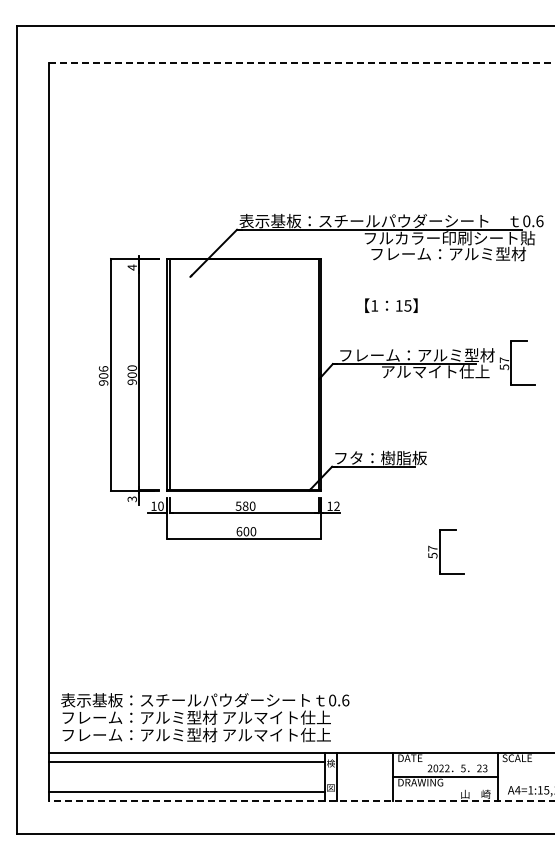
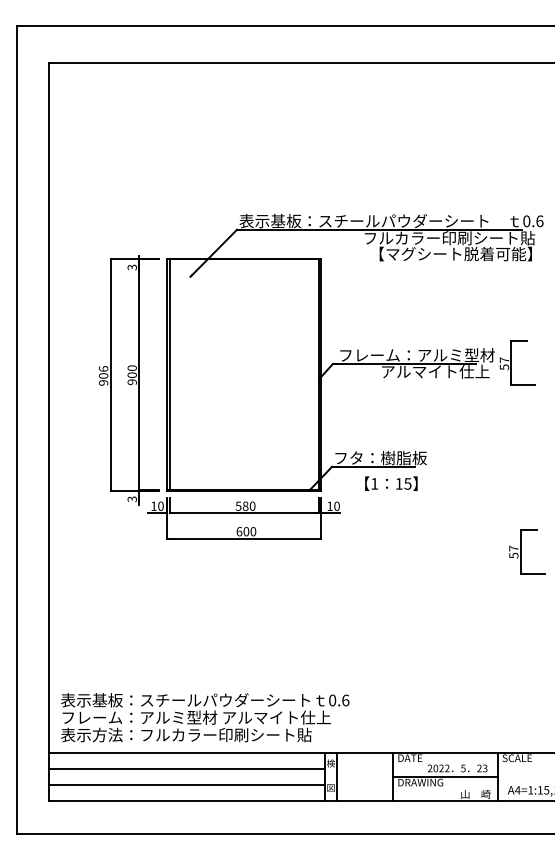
line: dashed -> solid (301, 62)
text: フレーム：アルミ型材 -> 【マグシート脱着可能】 (451, 253)
text: 4 -> 3 (131, 267)
text position: (391, 305) -> (391, 483) (391, 483)
text: 12 -> 10 (336, 505)
part position: (446, 551) -> (527, 551) (527, 551)
text: フレーム：アルミ型材 アルマイト仕上 -> 表示方法：フルカラー印刷シート貼 (195, 734)
line position: (186, 761) -> (186, 768) (186, 768)
line position: (186, 792) -> (186, 785) (186, 785)
line: dashed -> solid (301, 801)
